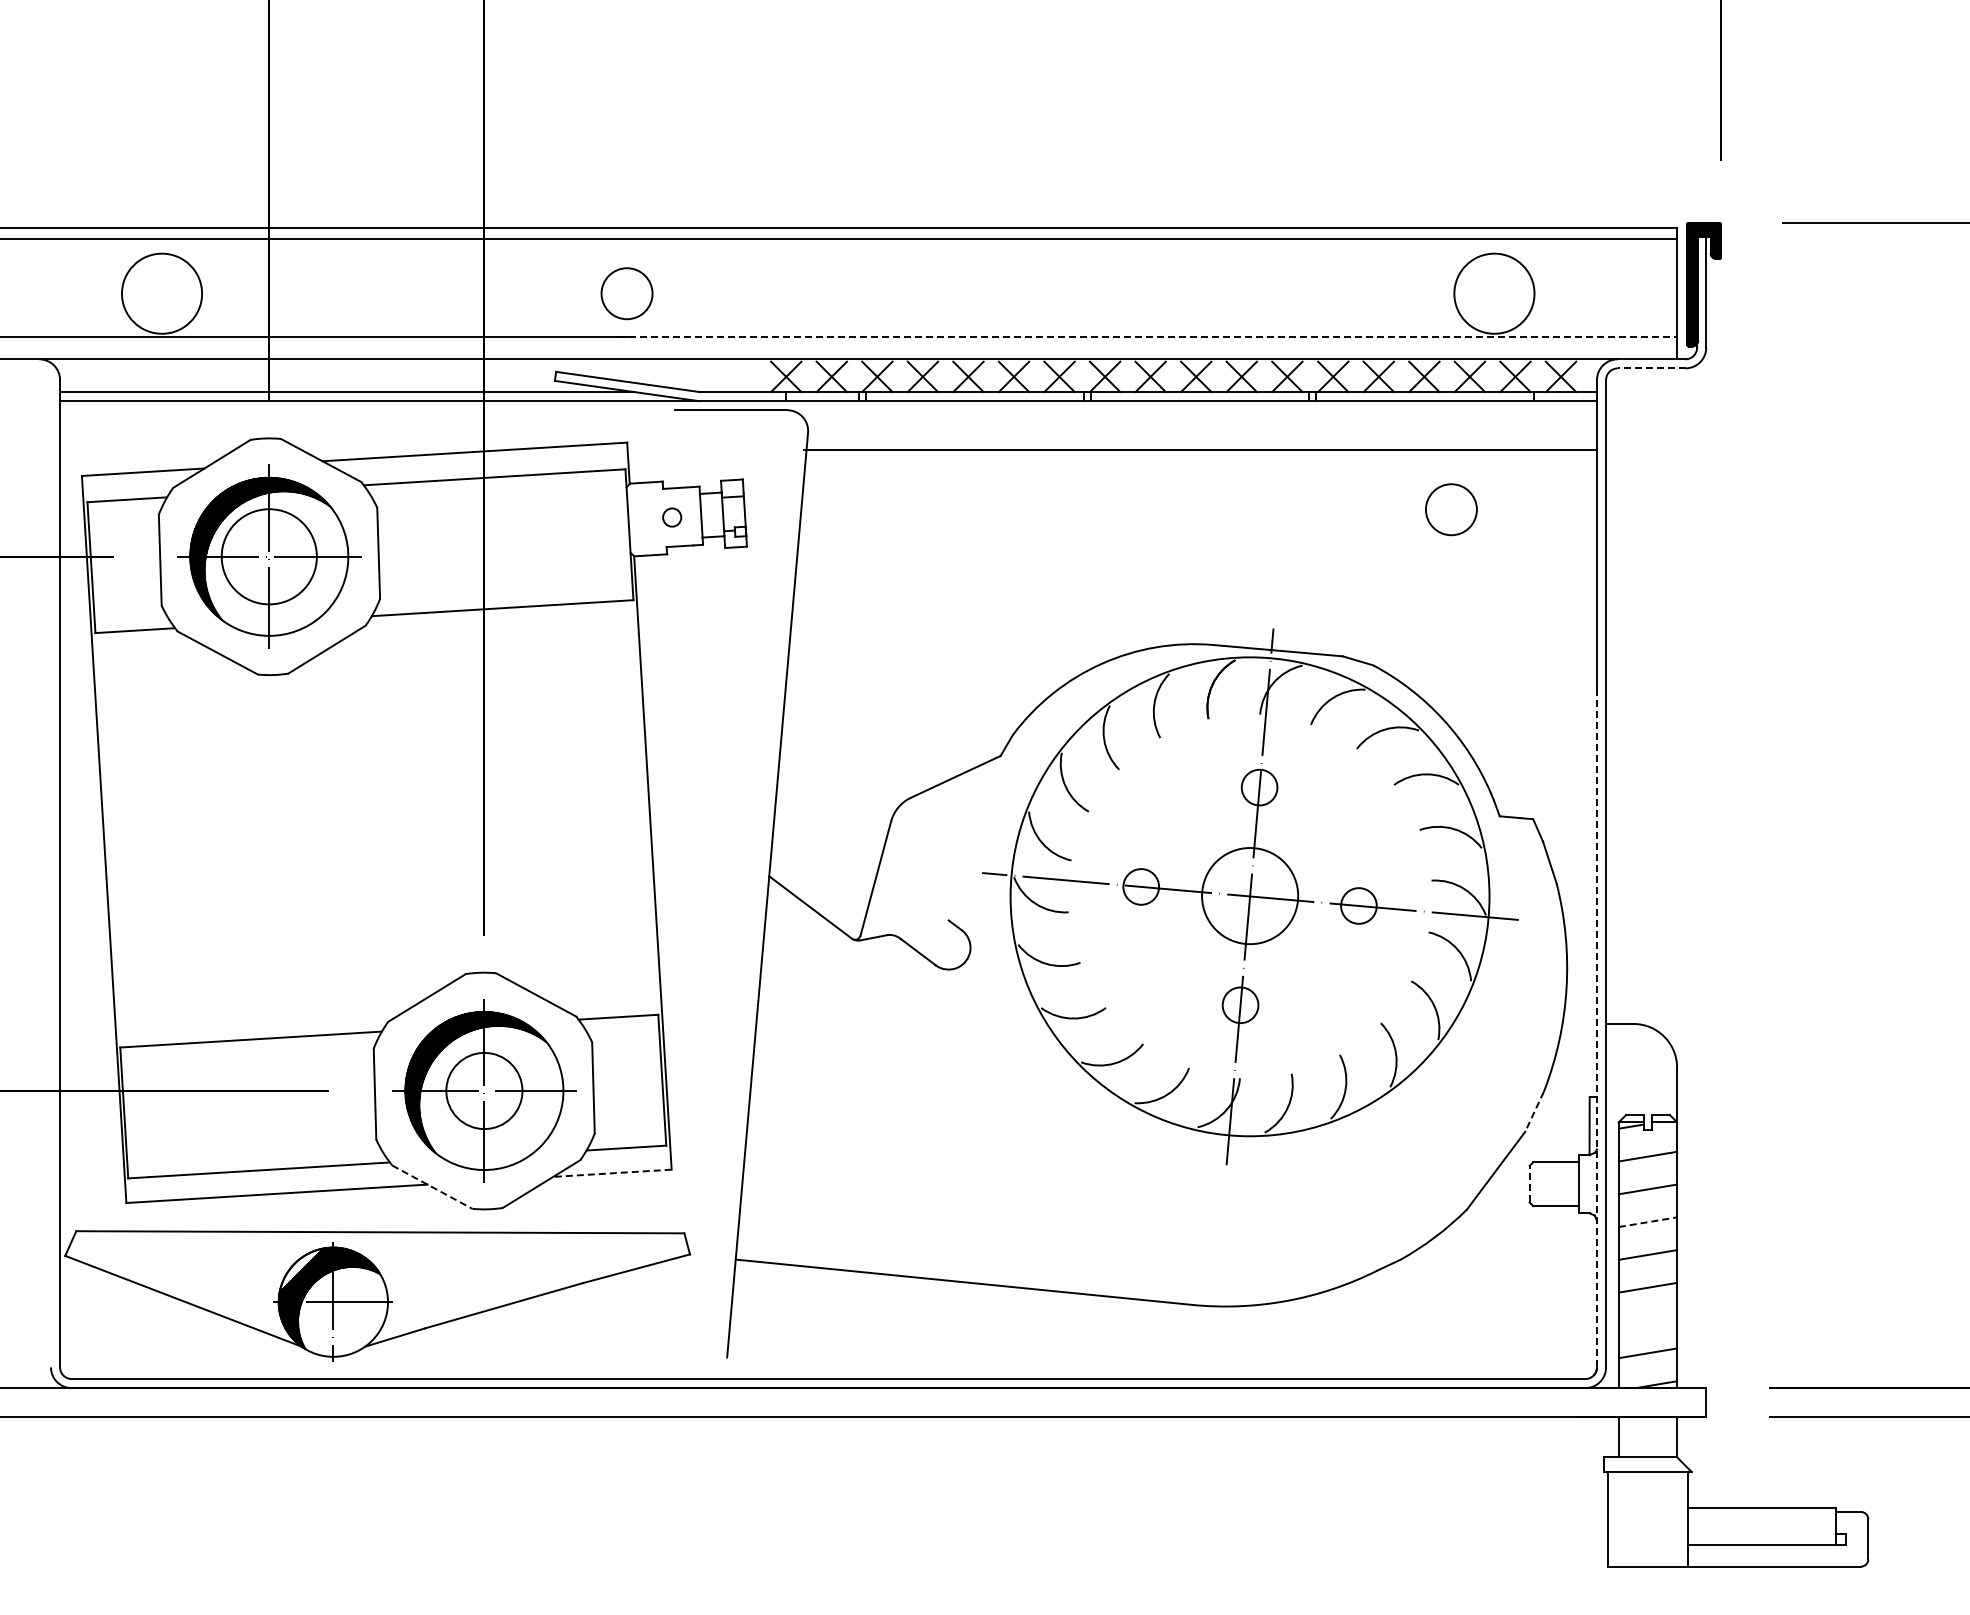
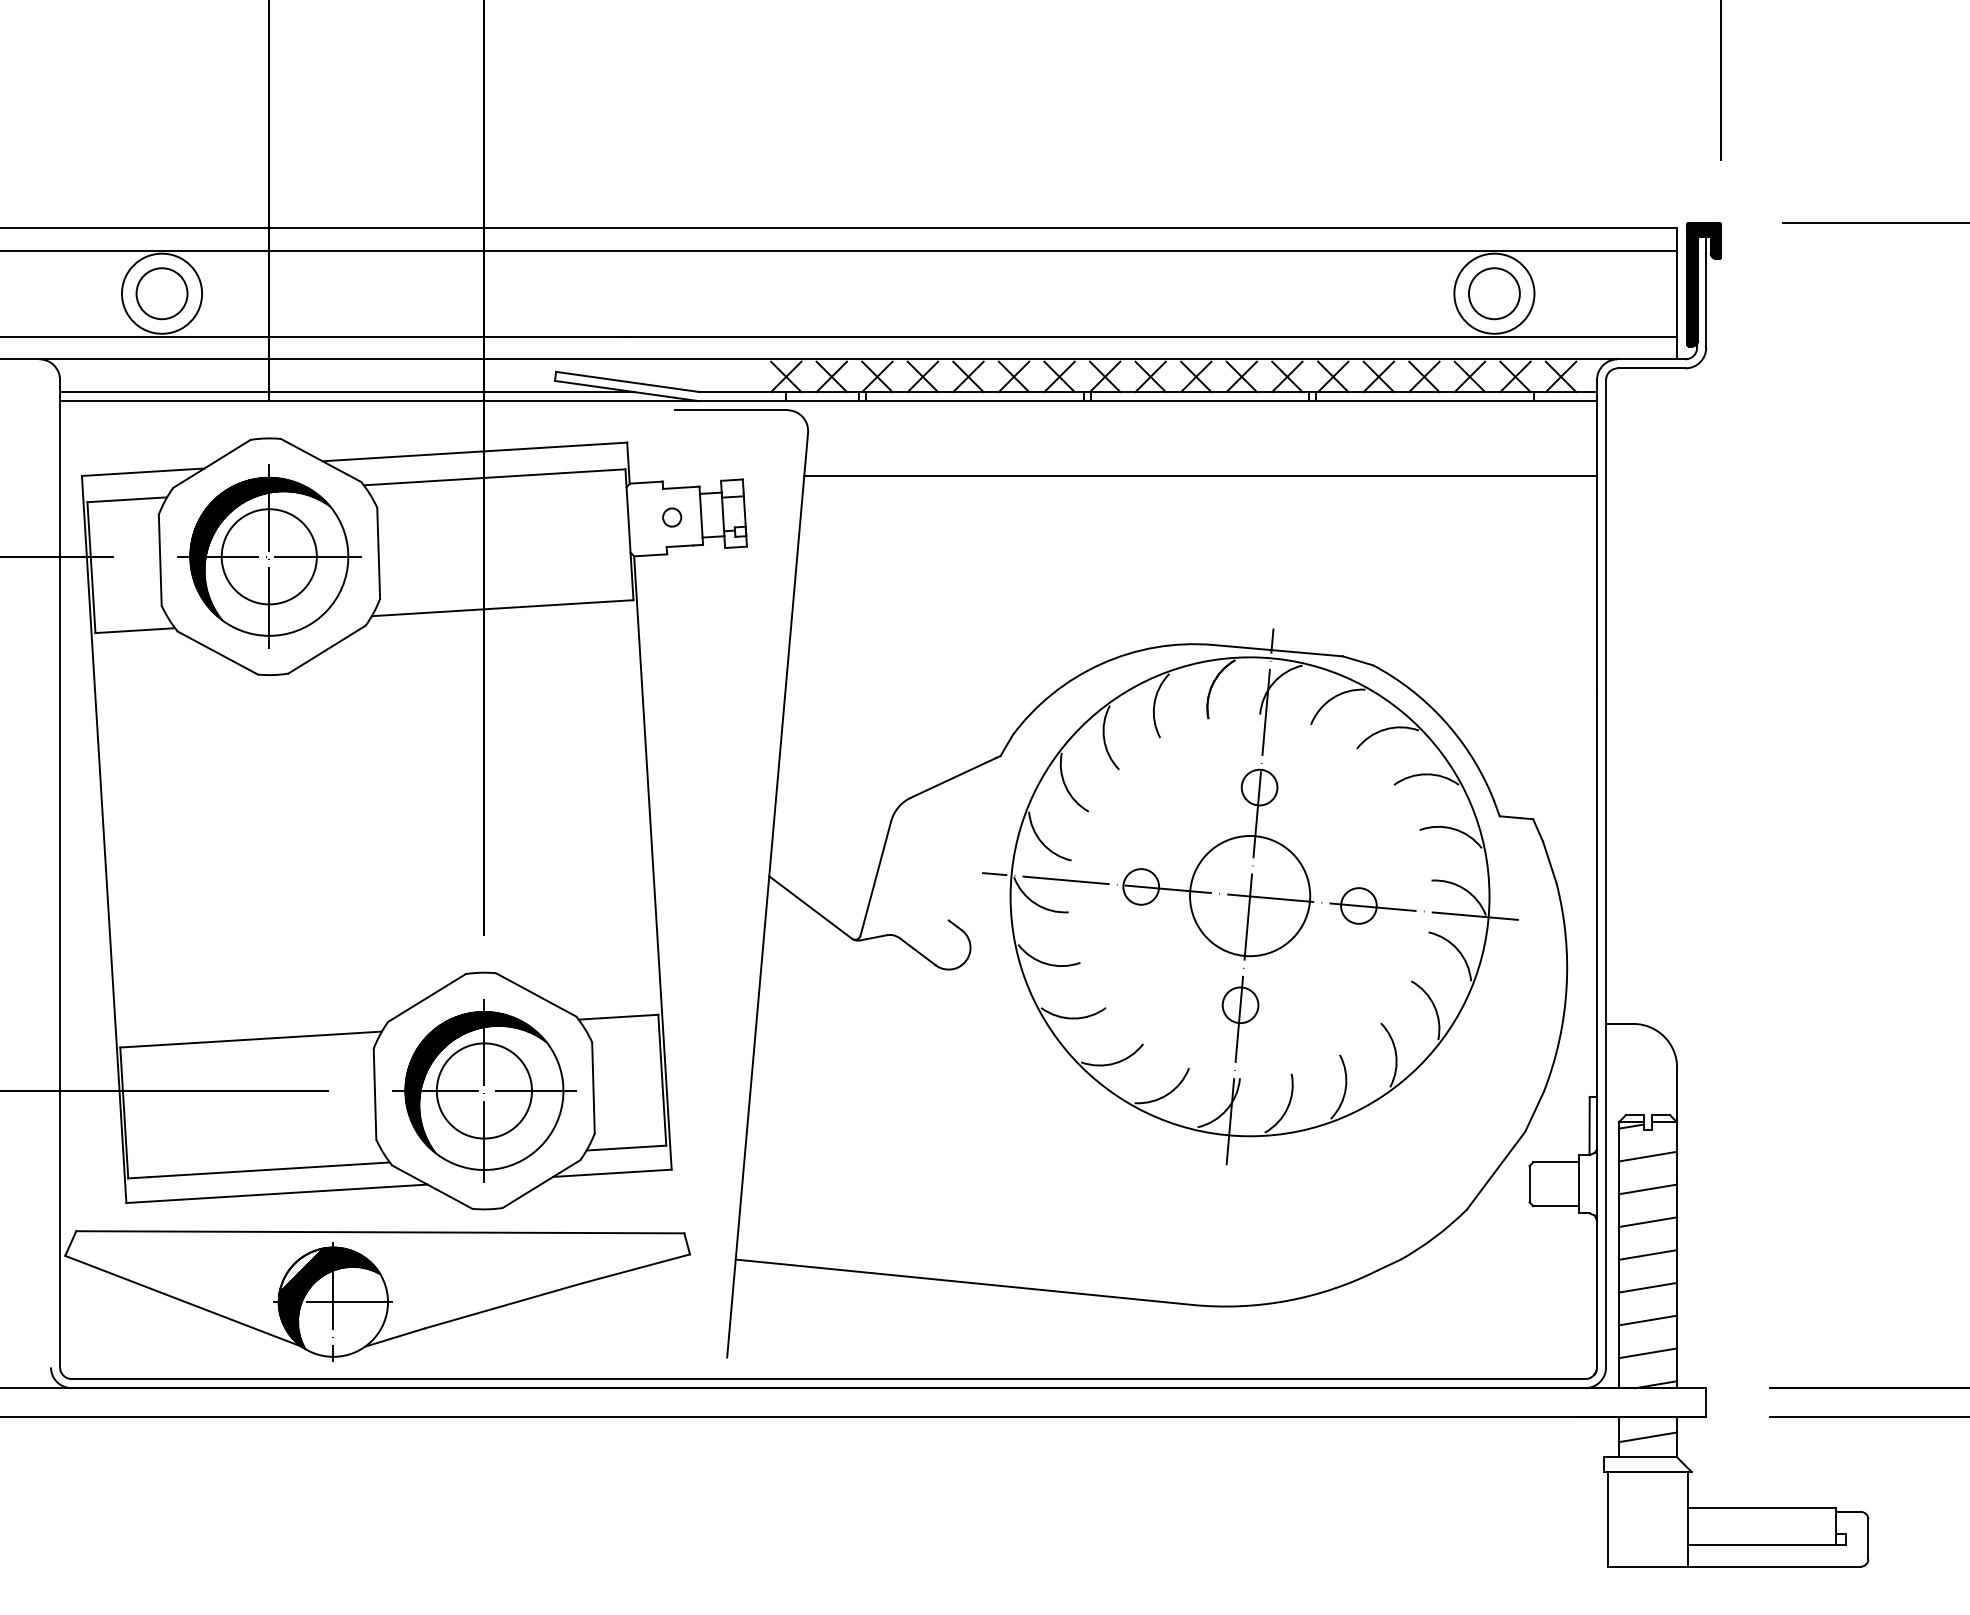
line position: (839, 238) -> (839, 250) (839, 250)
circle position: (626, 293) -> (161, 293) (161, 293)
line: dashed -> solid (1147, 336)
line: dashed -> solid (1651, 368)
line position: (1200, 449) -> (1200, 475) (1200, 475)
circle position: (1451, 509) -> (1494, 293) (1494, 293)
circle diameter: 96 px -> 120 px (1250, 896)
line: dashed -> solid (1596, 1028)
circle diameter: 76 px -> 95 px (484, 1090)
line: dashed -> solid (1534, 1111)
line: dashed -> solid (611, 1173)
line: dashed -> solid (1529, 1183)
line: dashed -> solid (432, 1187)
line: dashed -> solid (1647, 1222)
line: none -> present (1647, 1320)
line: none -> present (1647, 1437)
